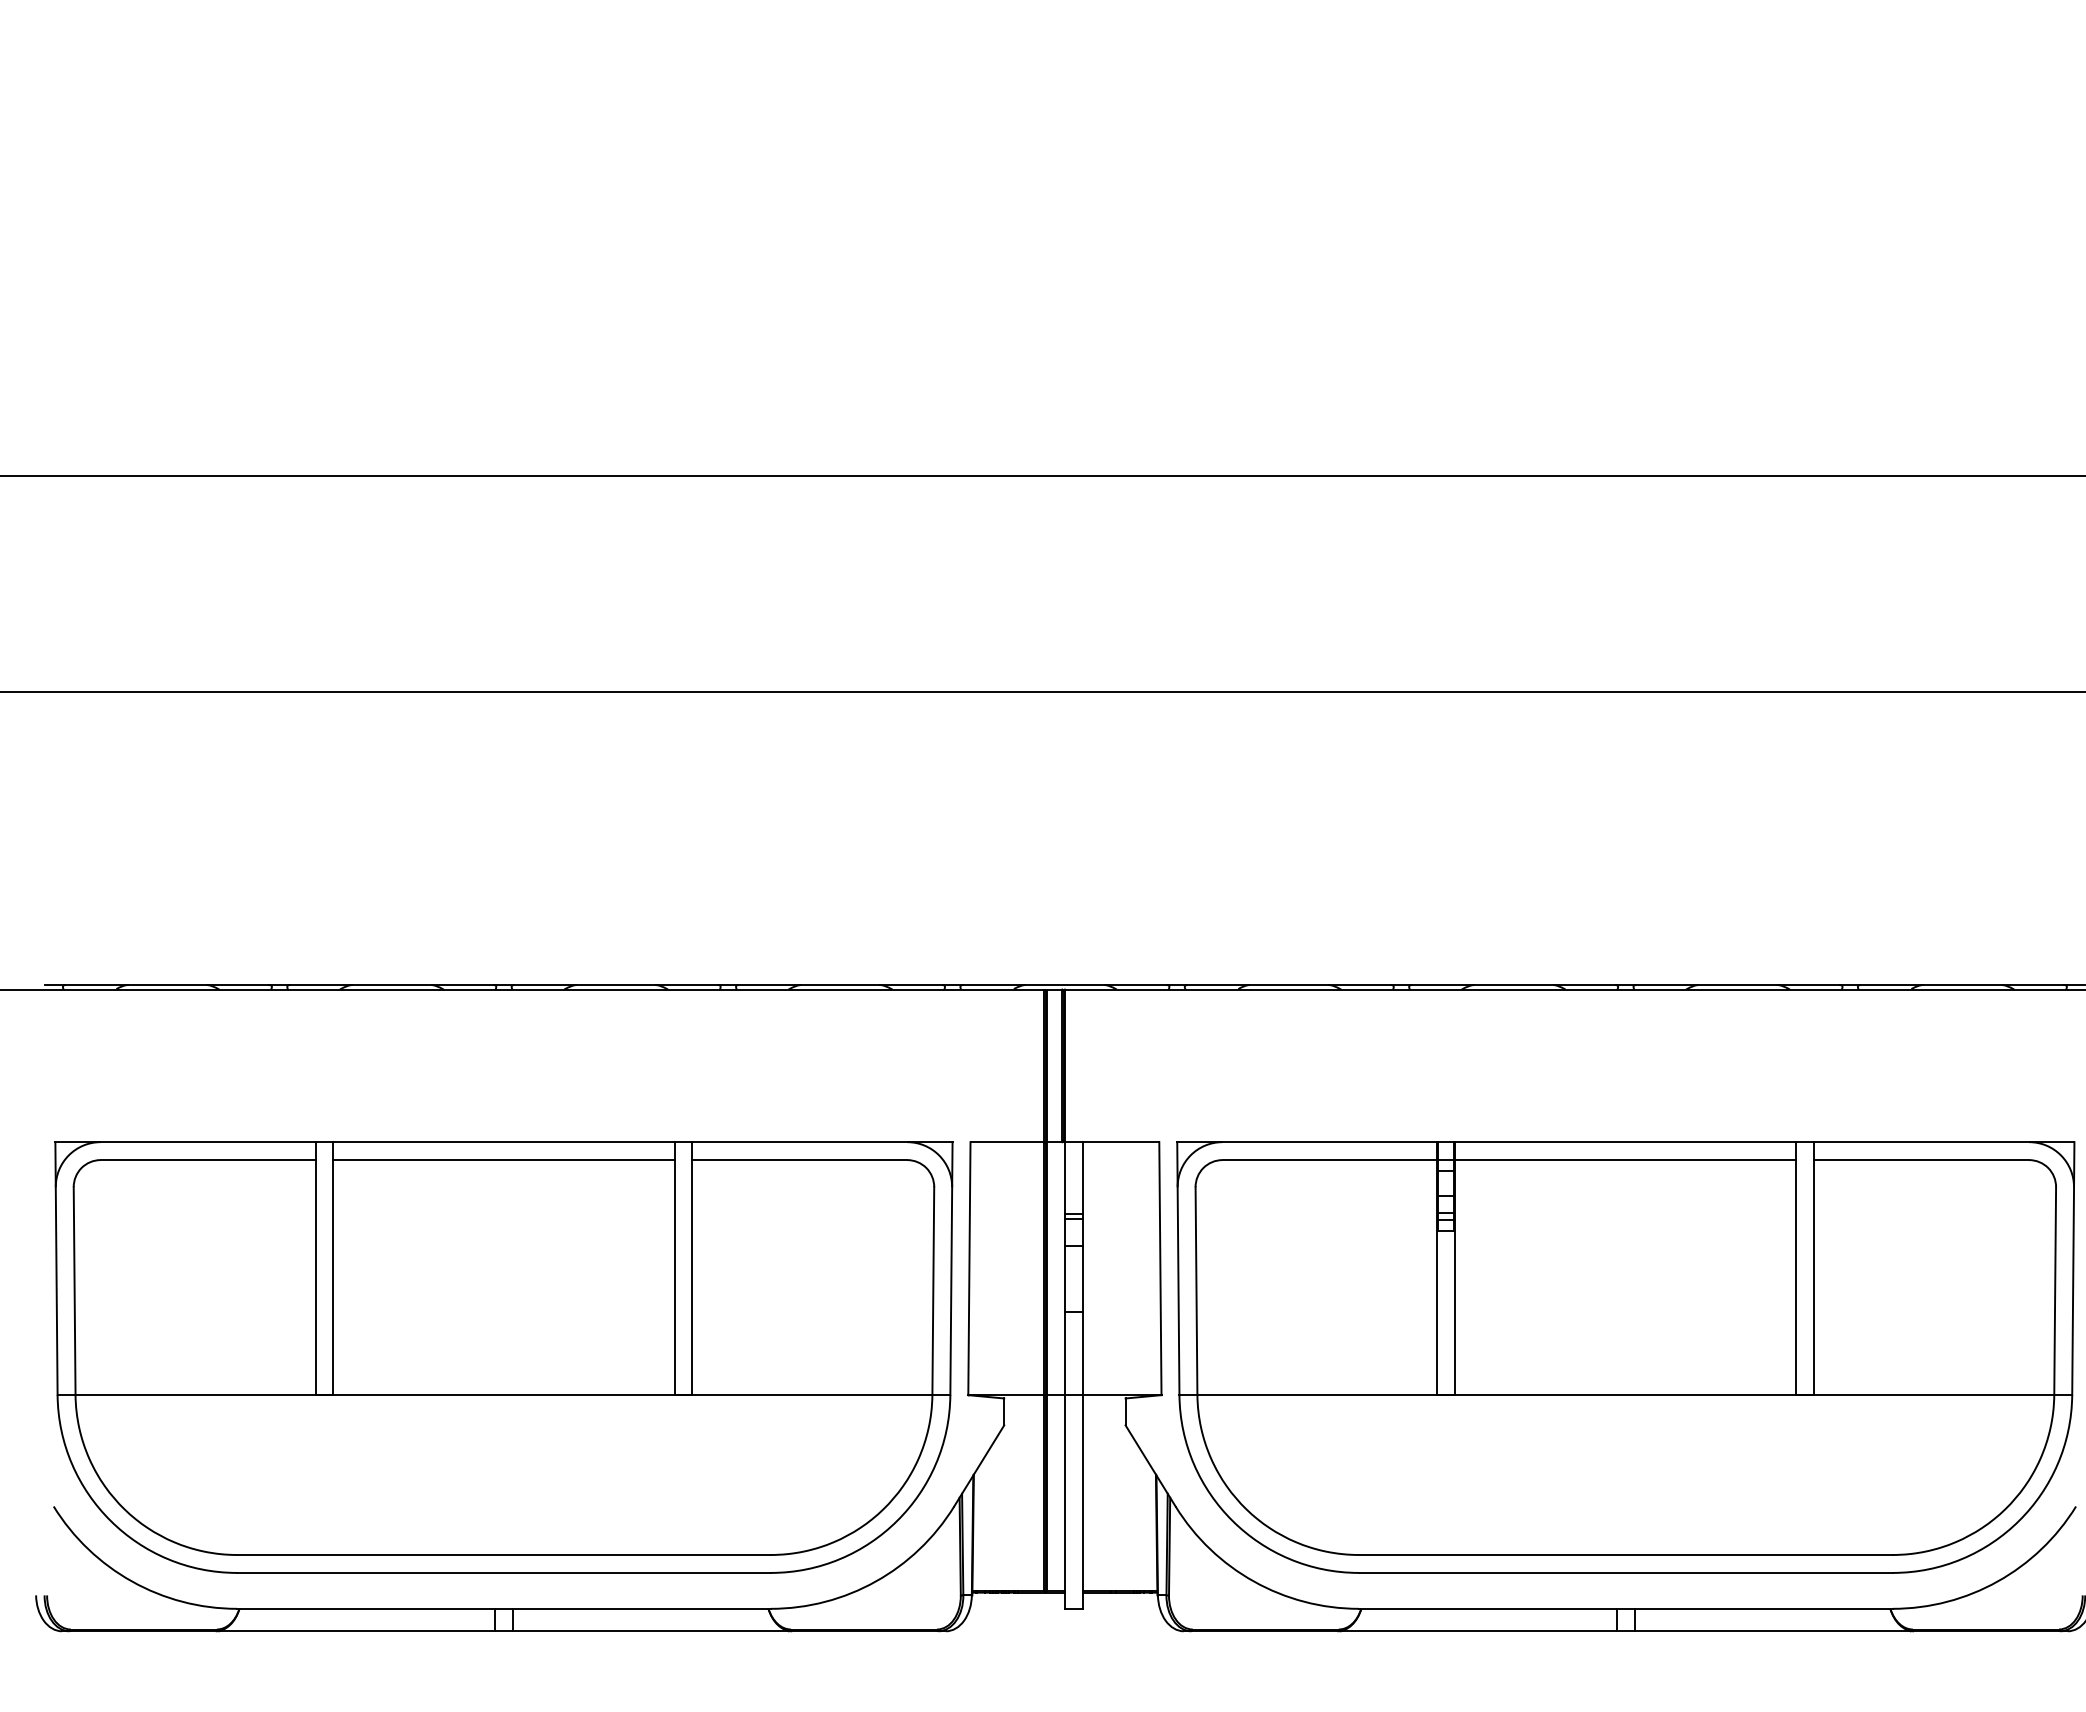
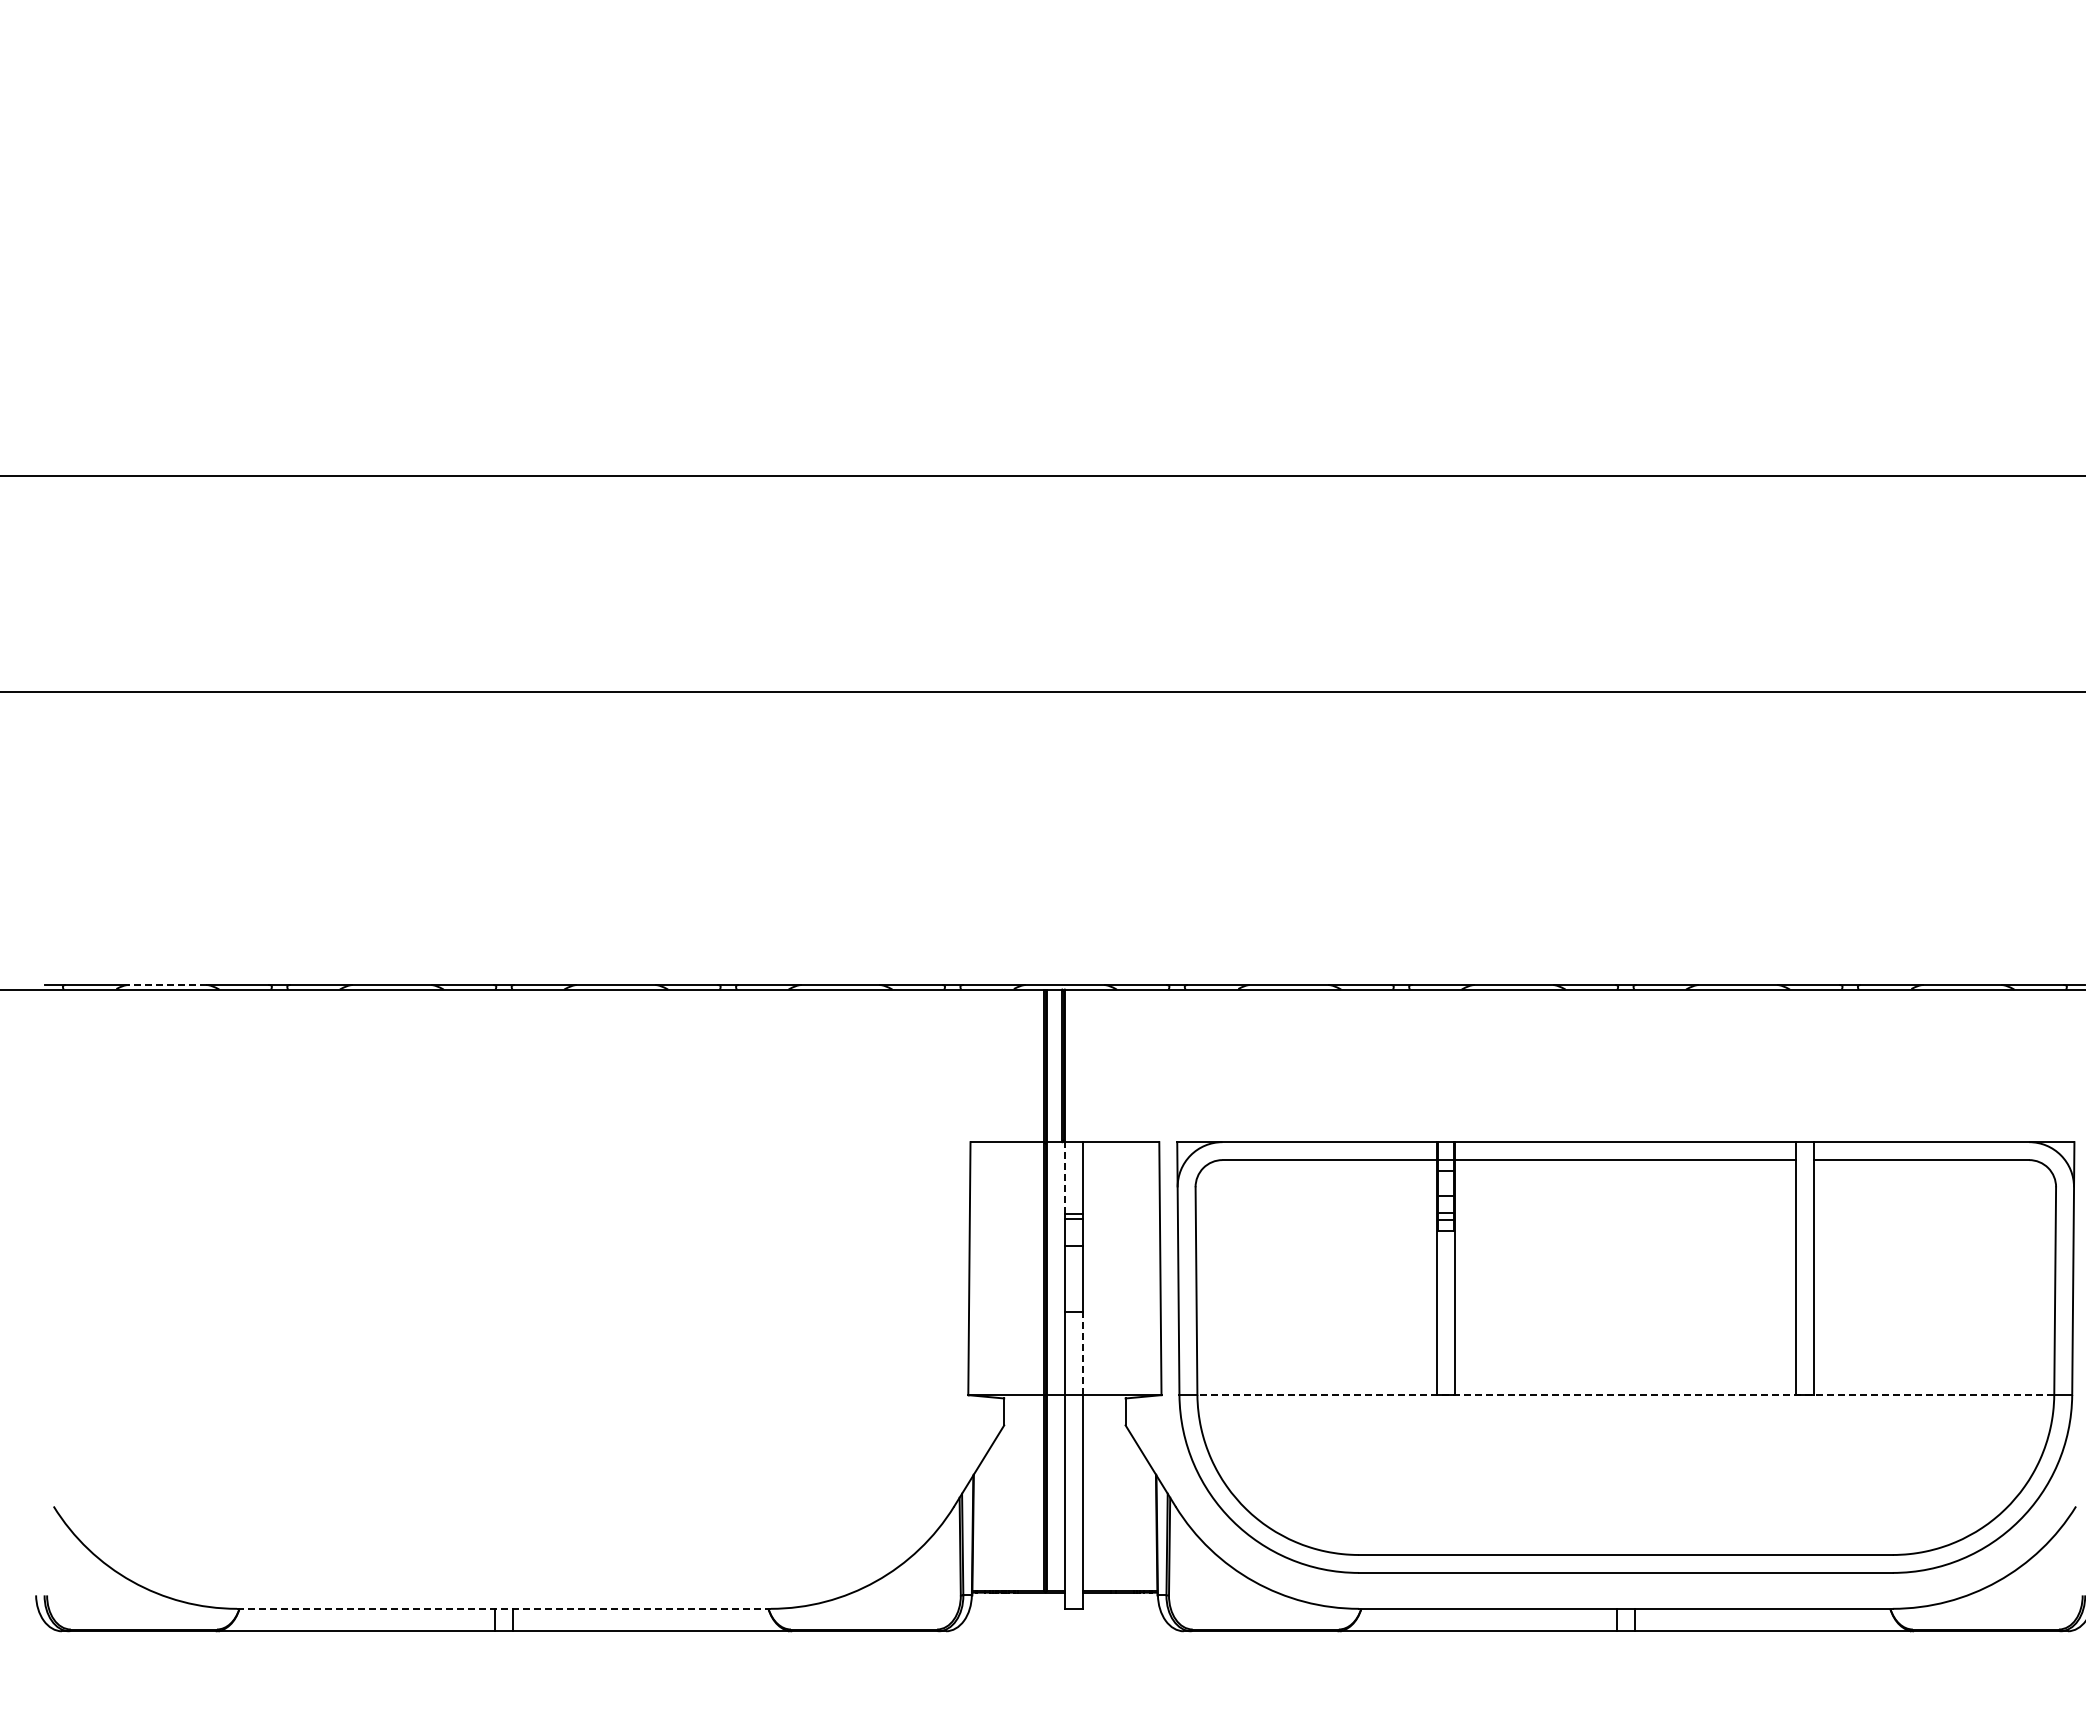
line: solid -> dashed (167, 985)
line: solid -> dashed (1064, 1178)
line: solid -> dashed (1082, 1353)
part: present -> none (503, 1357)
line: solid -> dashed (1625, 1395)
line: solid -> dashed (503, 1608)
